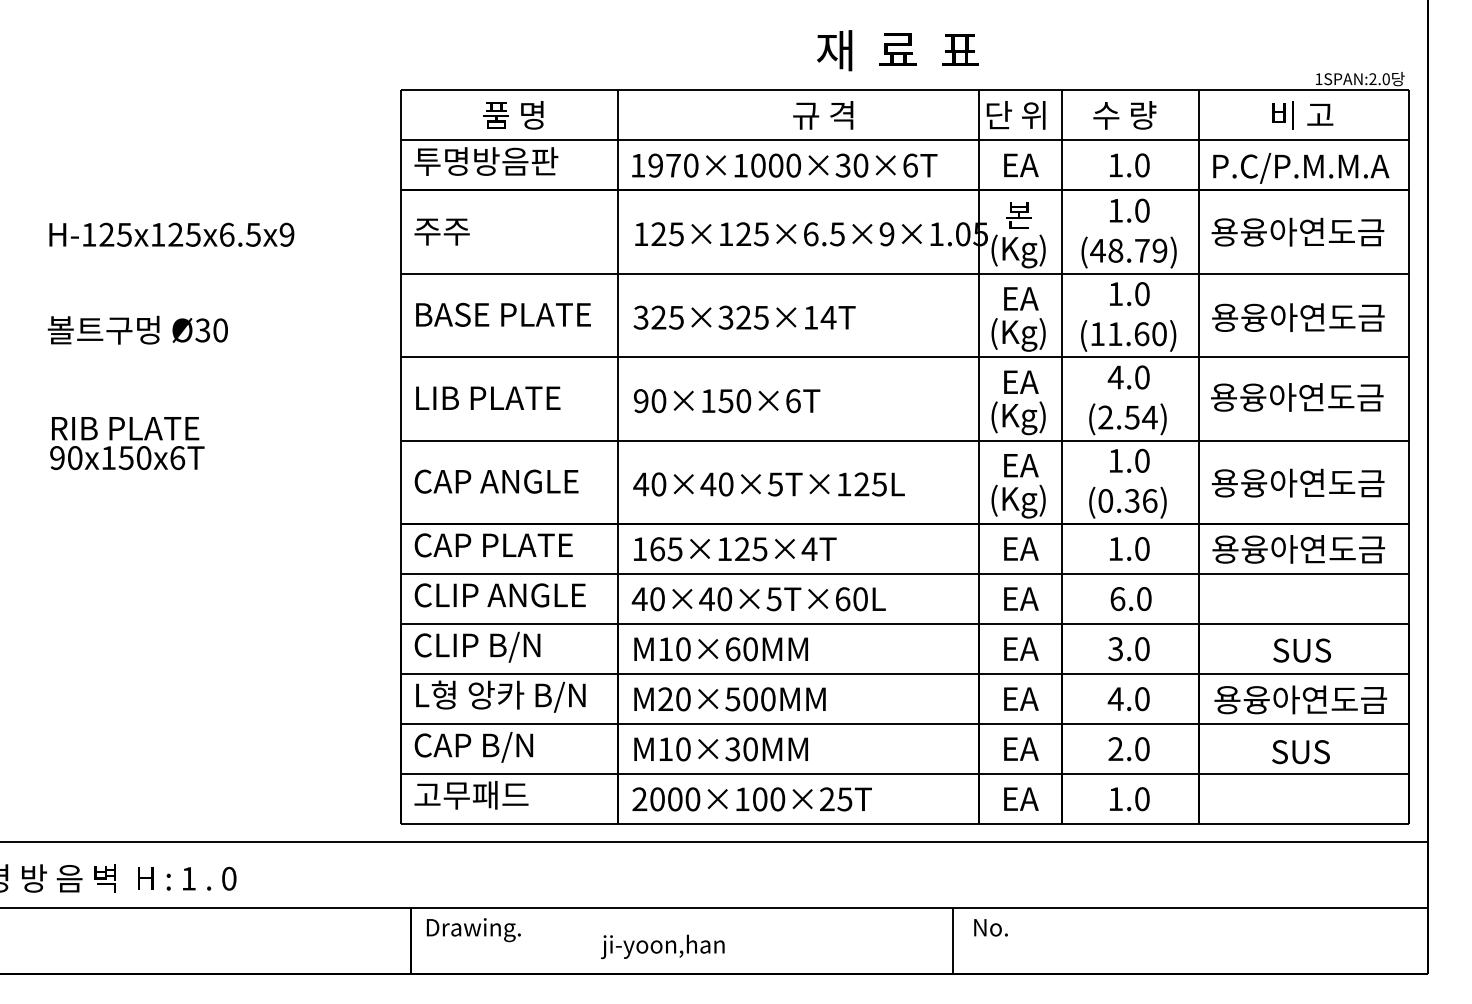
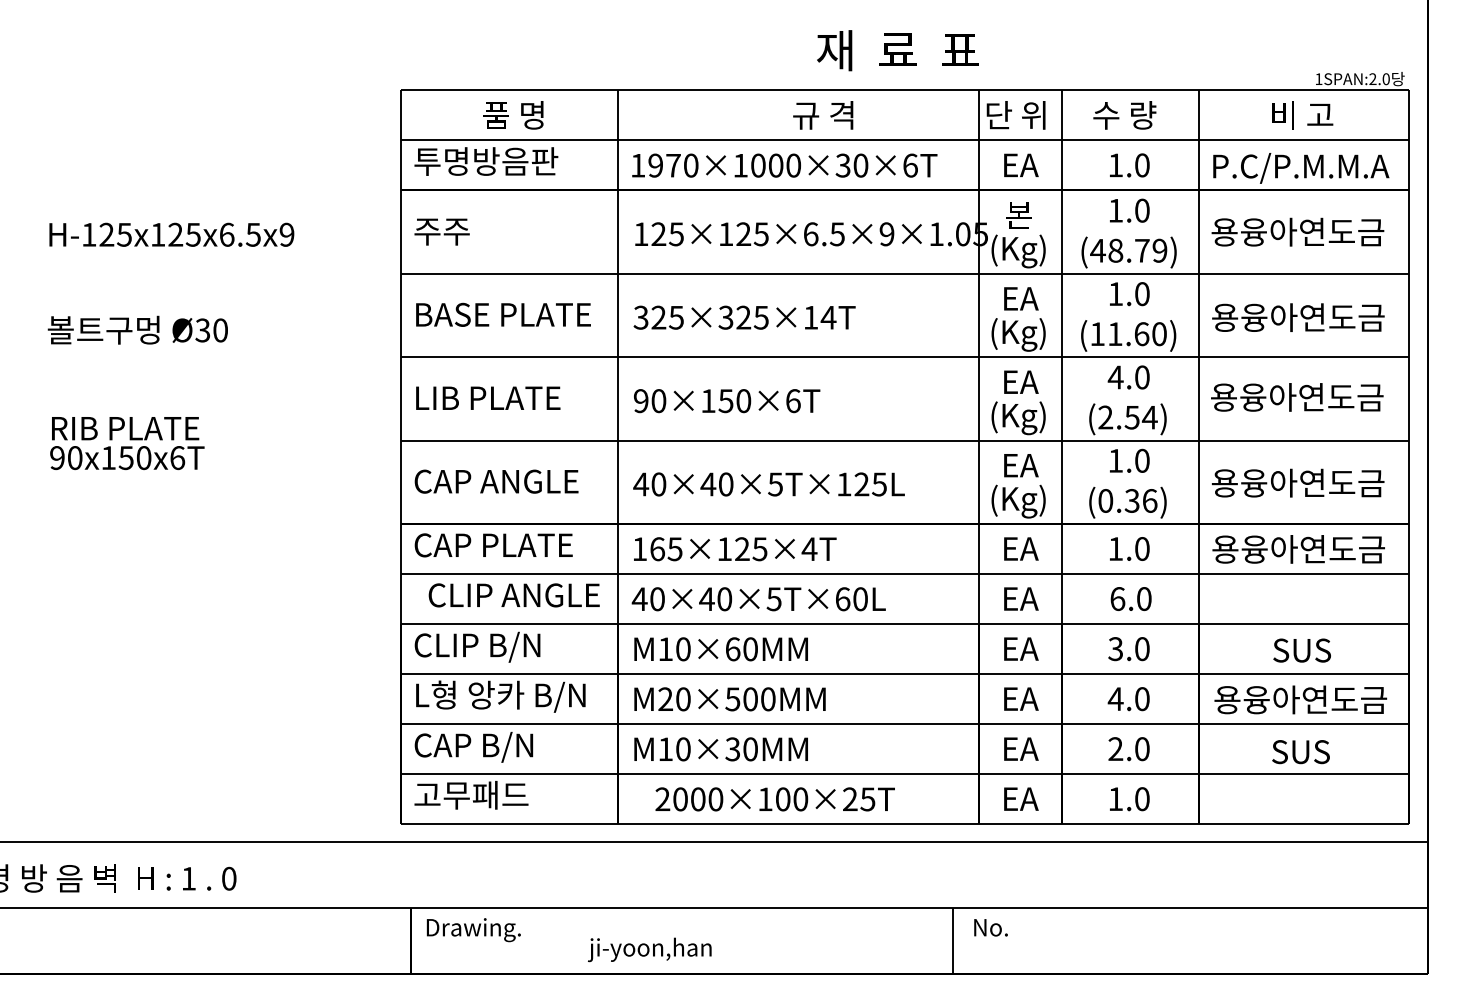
text position: (499, 595) -> (513, 595) (513, 595)
text position: (751, 799) -> (774, 799) (774, 799)
text position: (662, 946) -> (649, 949) (649, 949)
